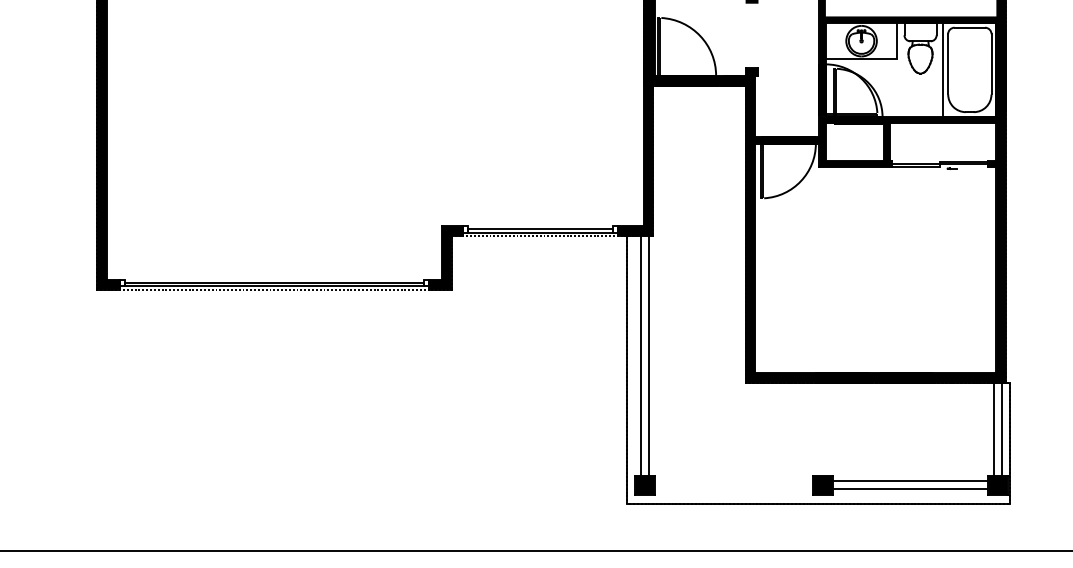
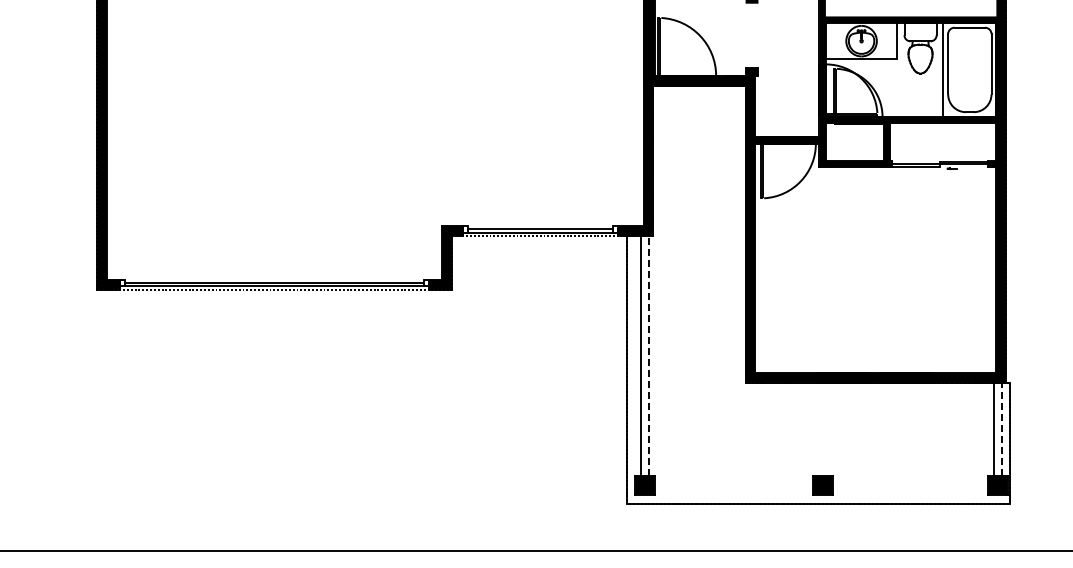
line: solid -> dashed (649, 355)
line: solid -> dashed (1001, 428)
line: present -> none (910, 481)
line: present -> none (910, 489)
